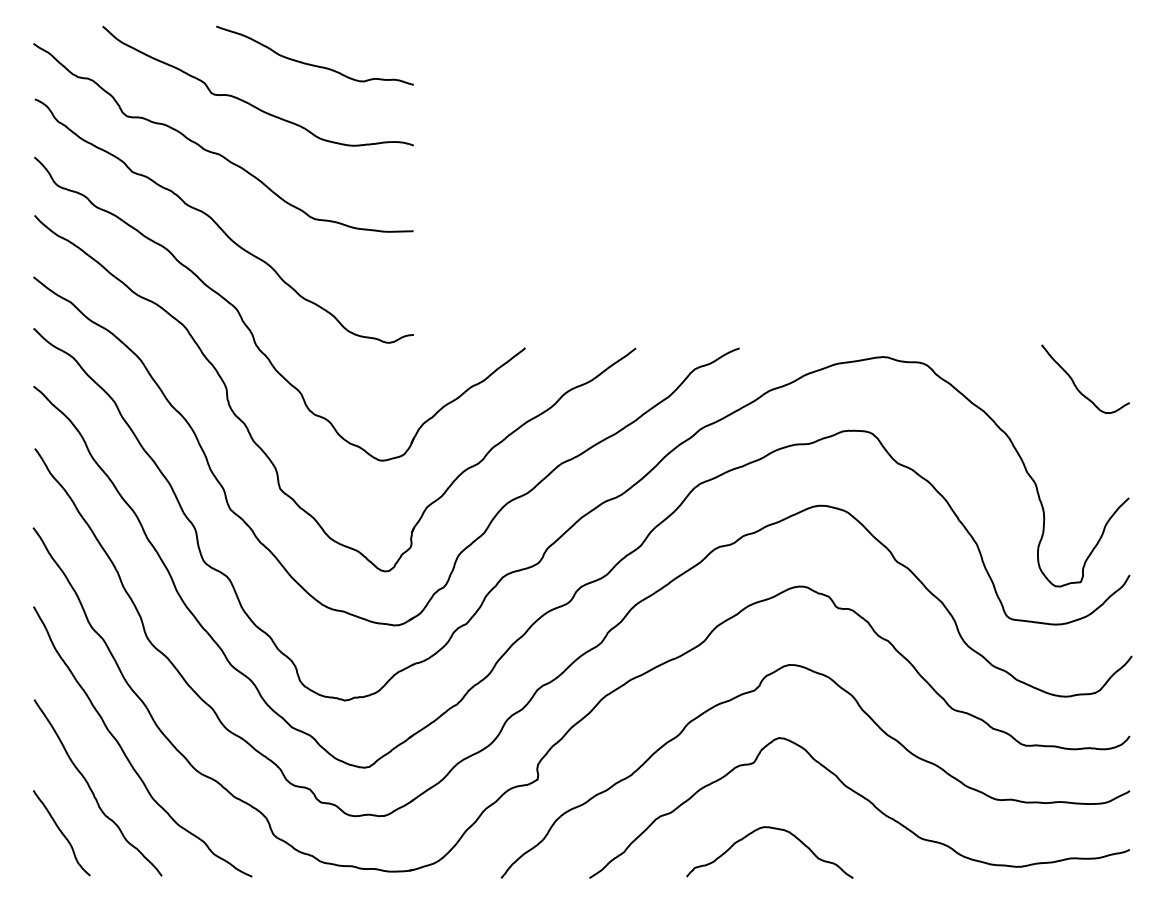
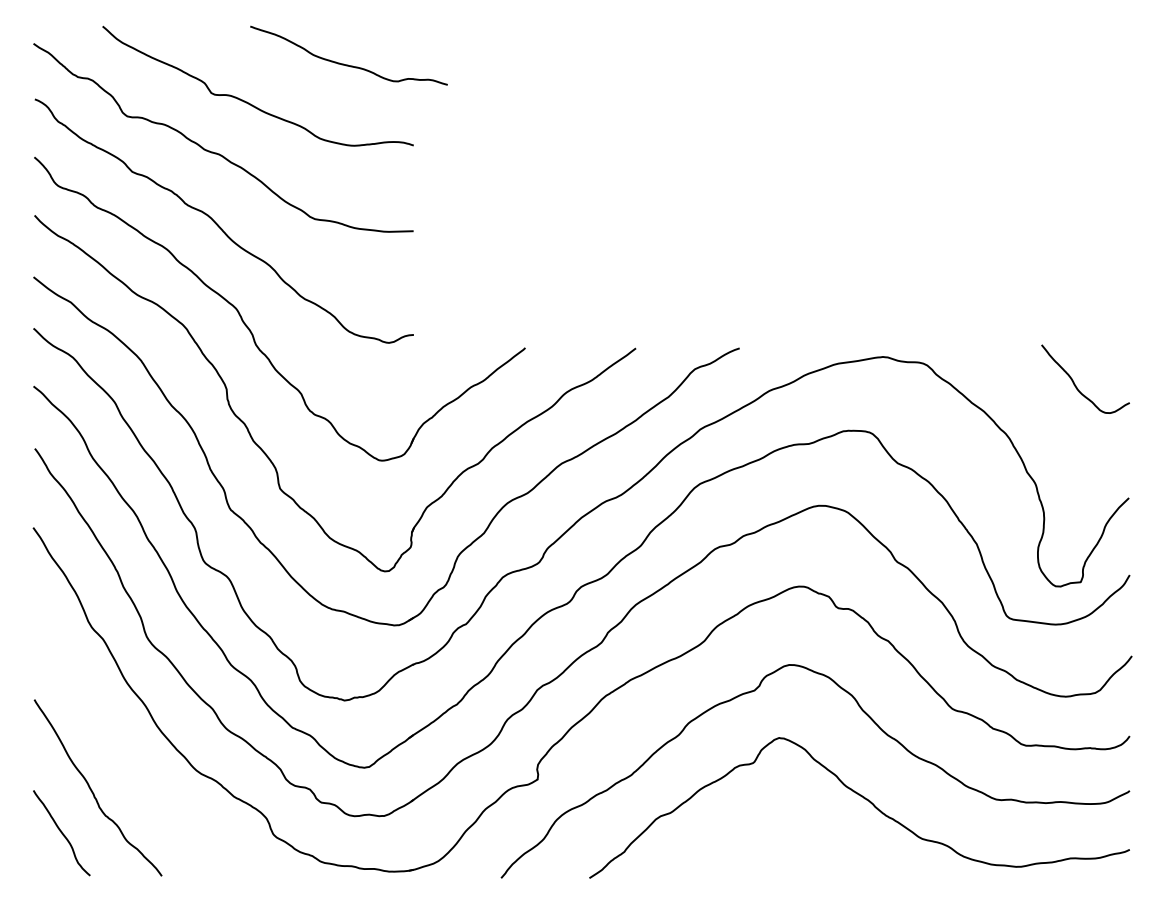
curve position: (314, 64) -> (348, 64) (348, 64)
curve: present -> none (124, 751)
curve: present -> none (773, 829)
